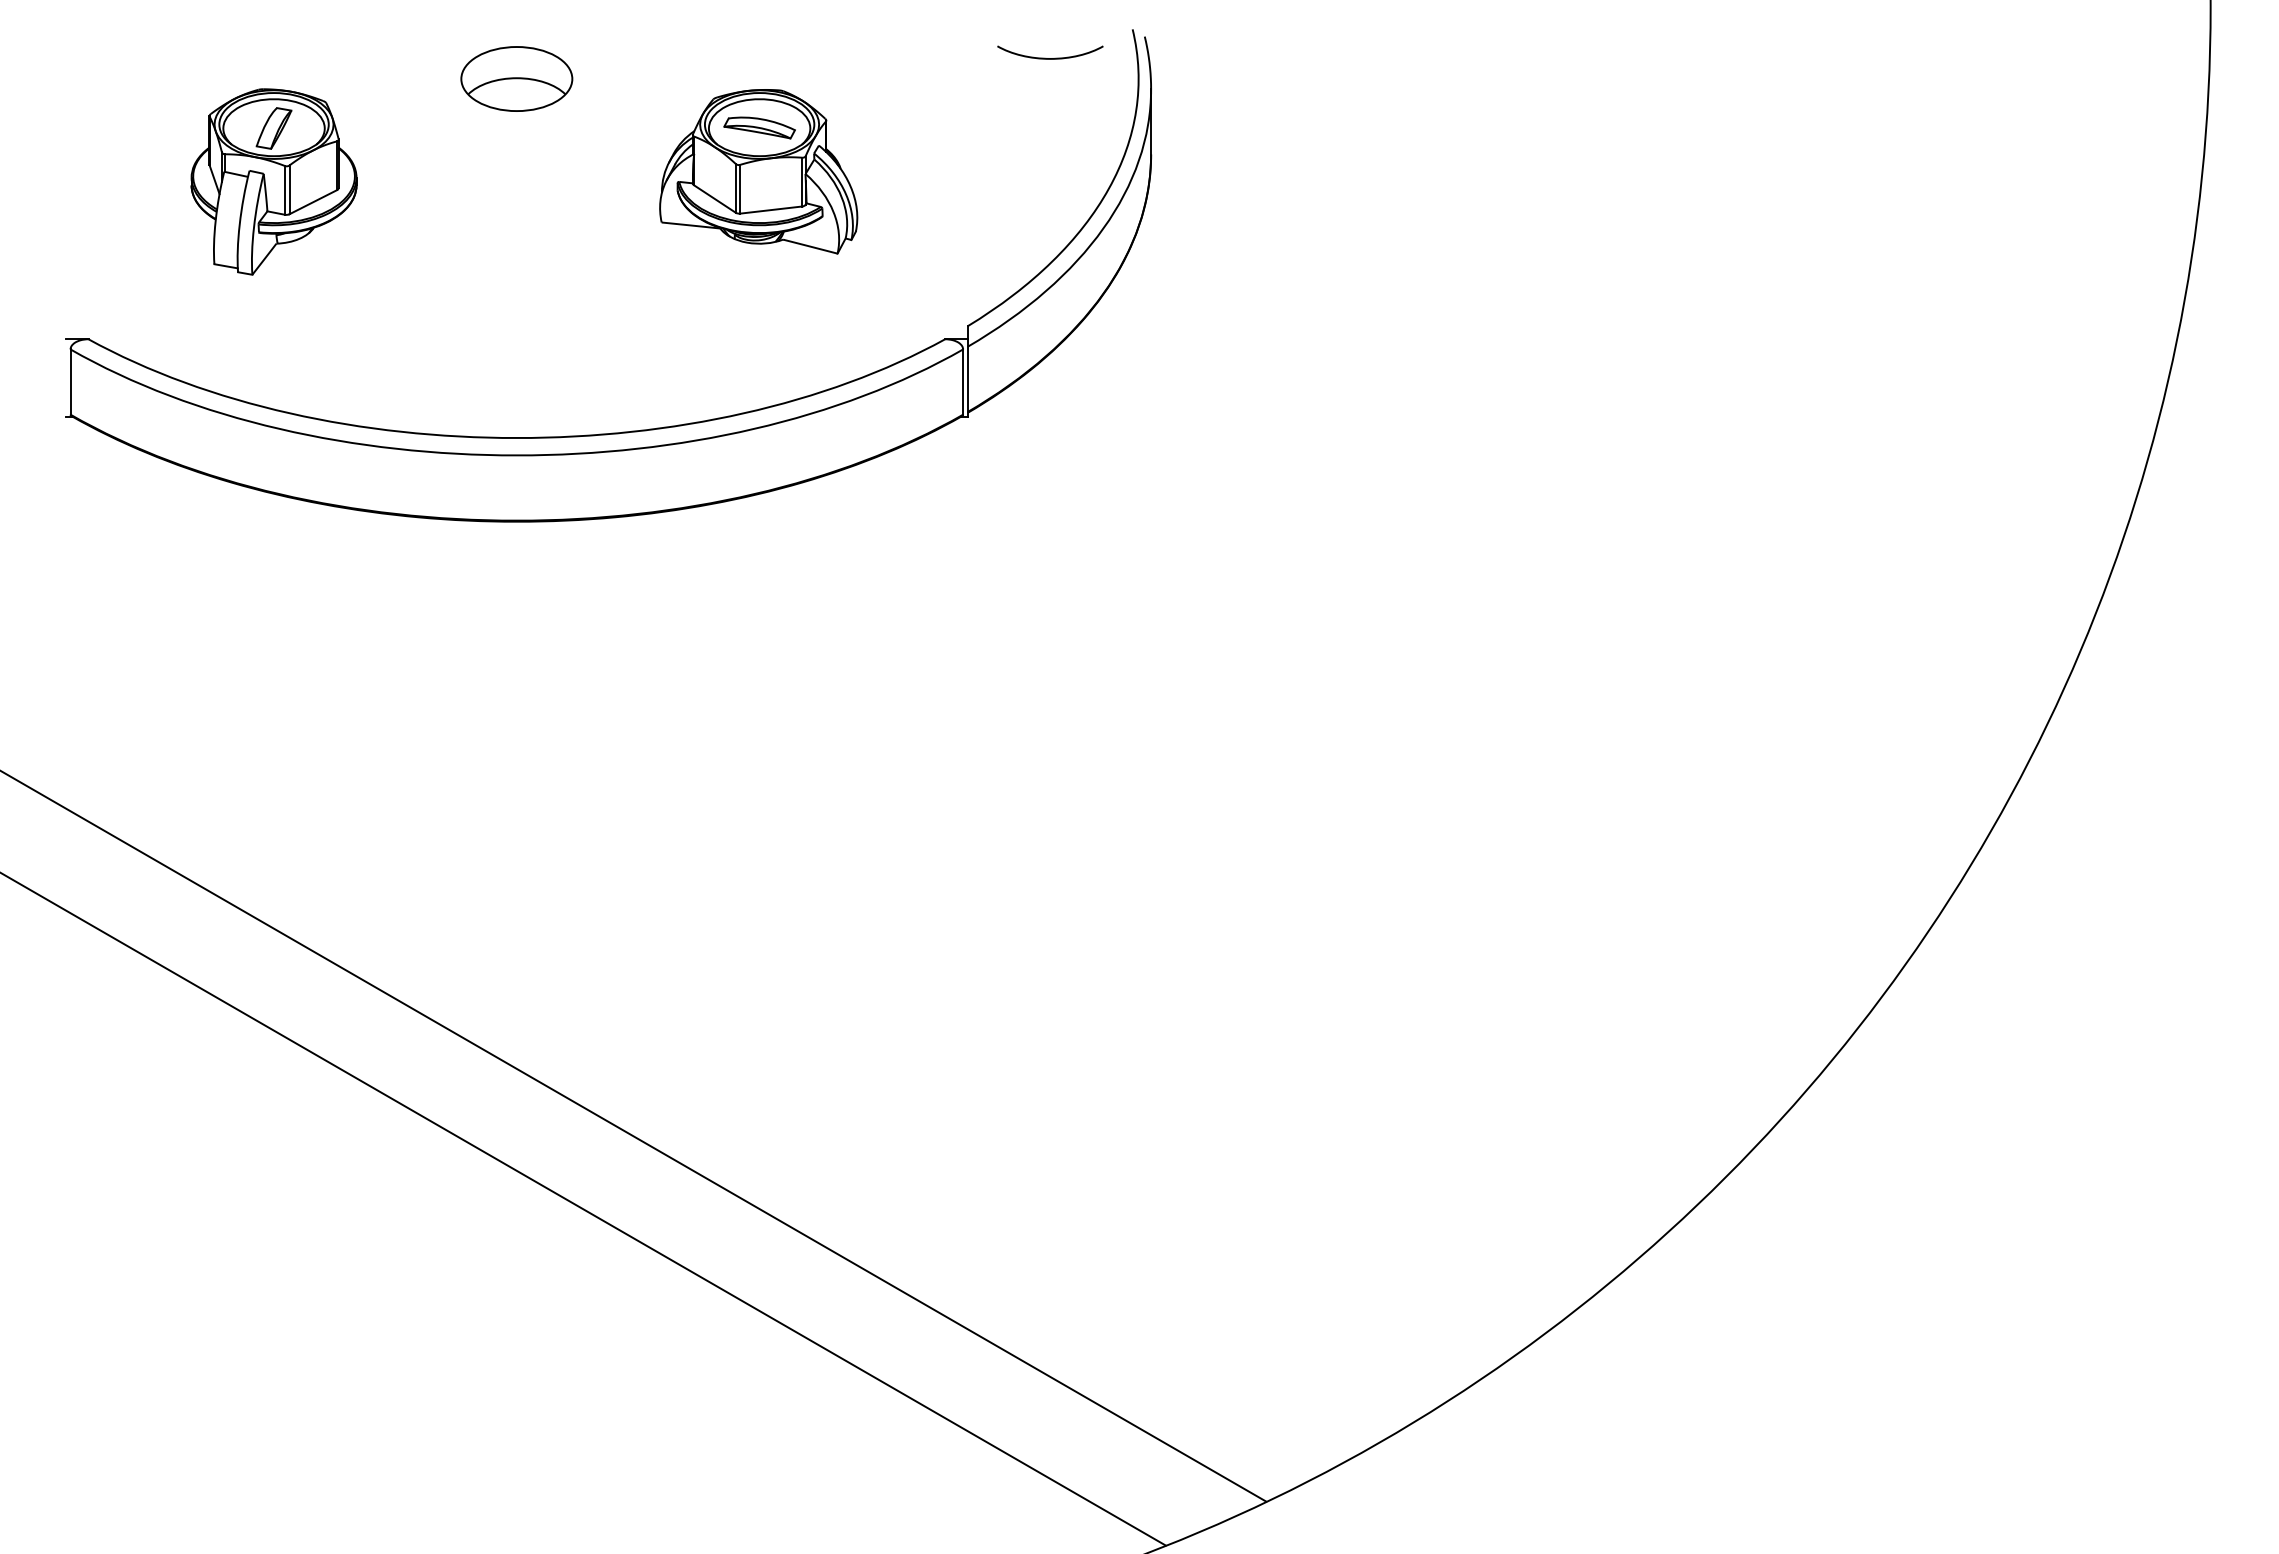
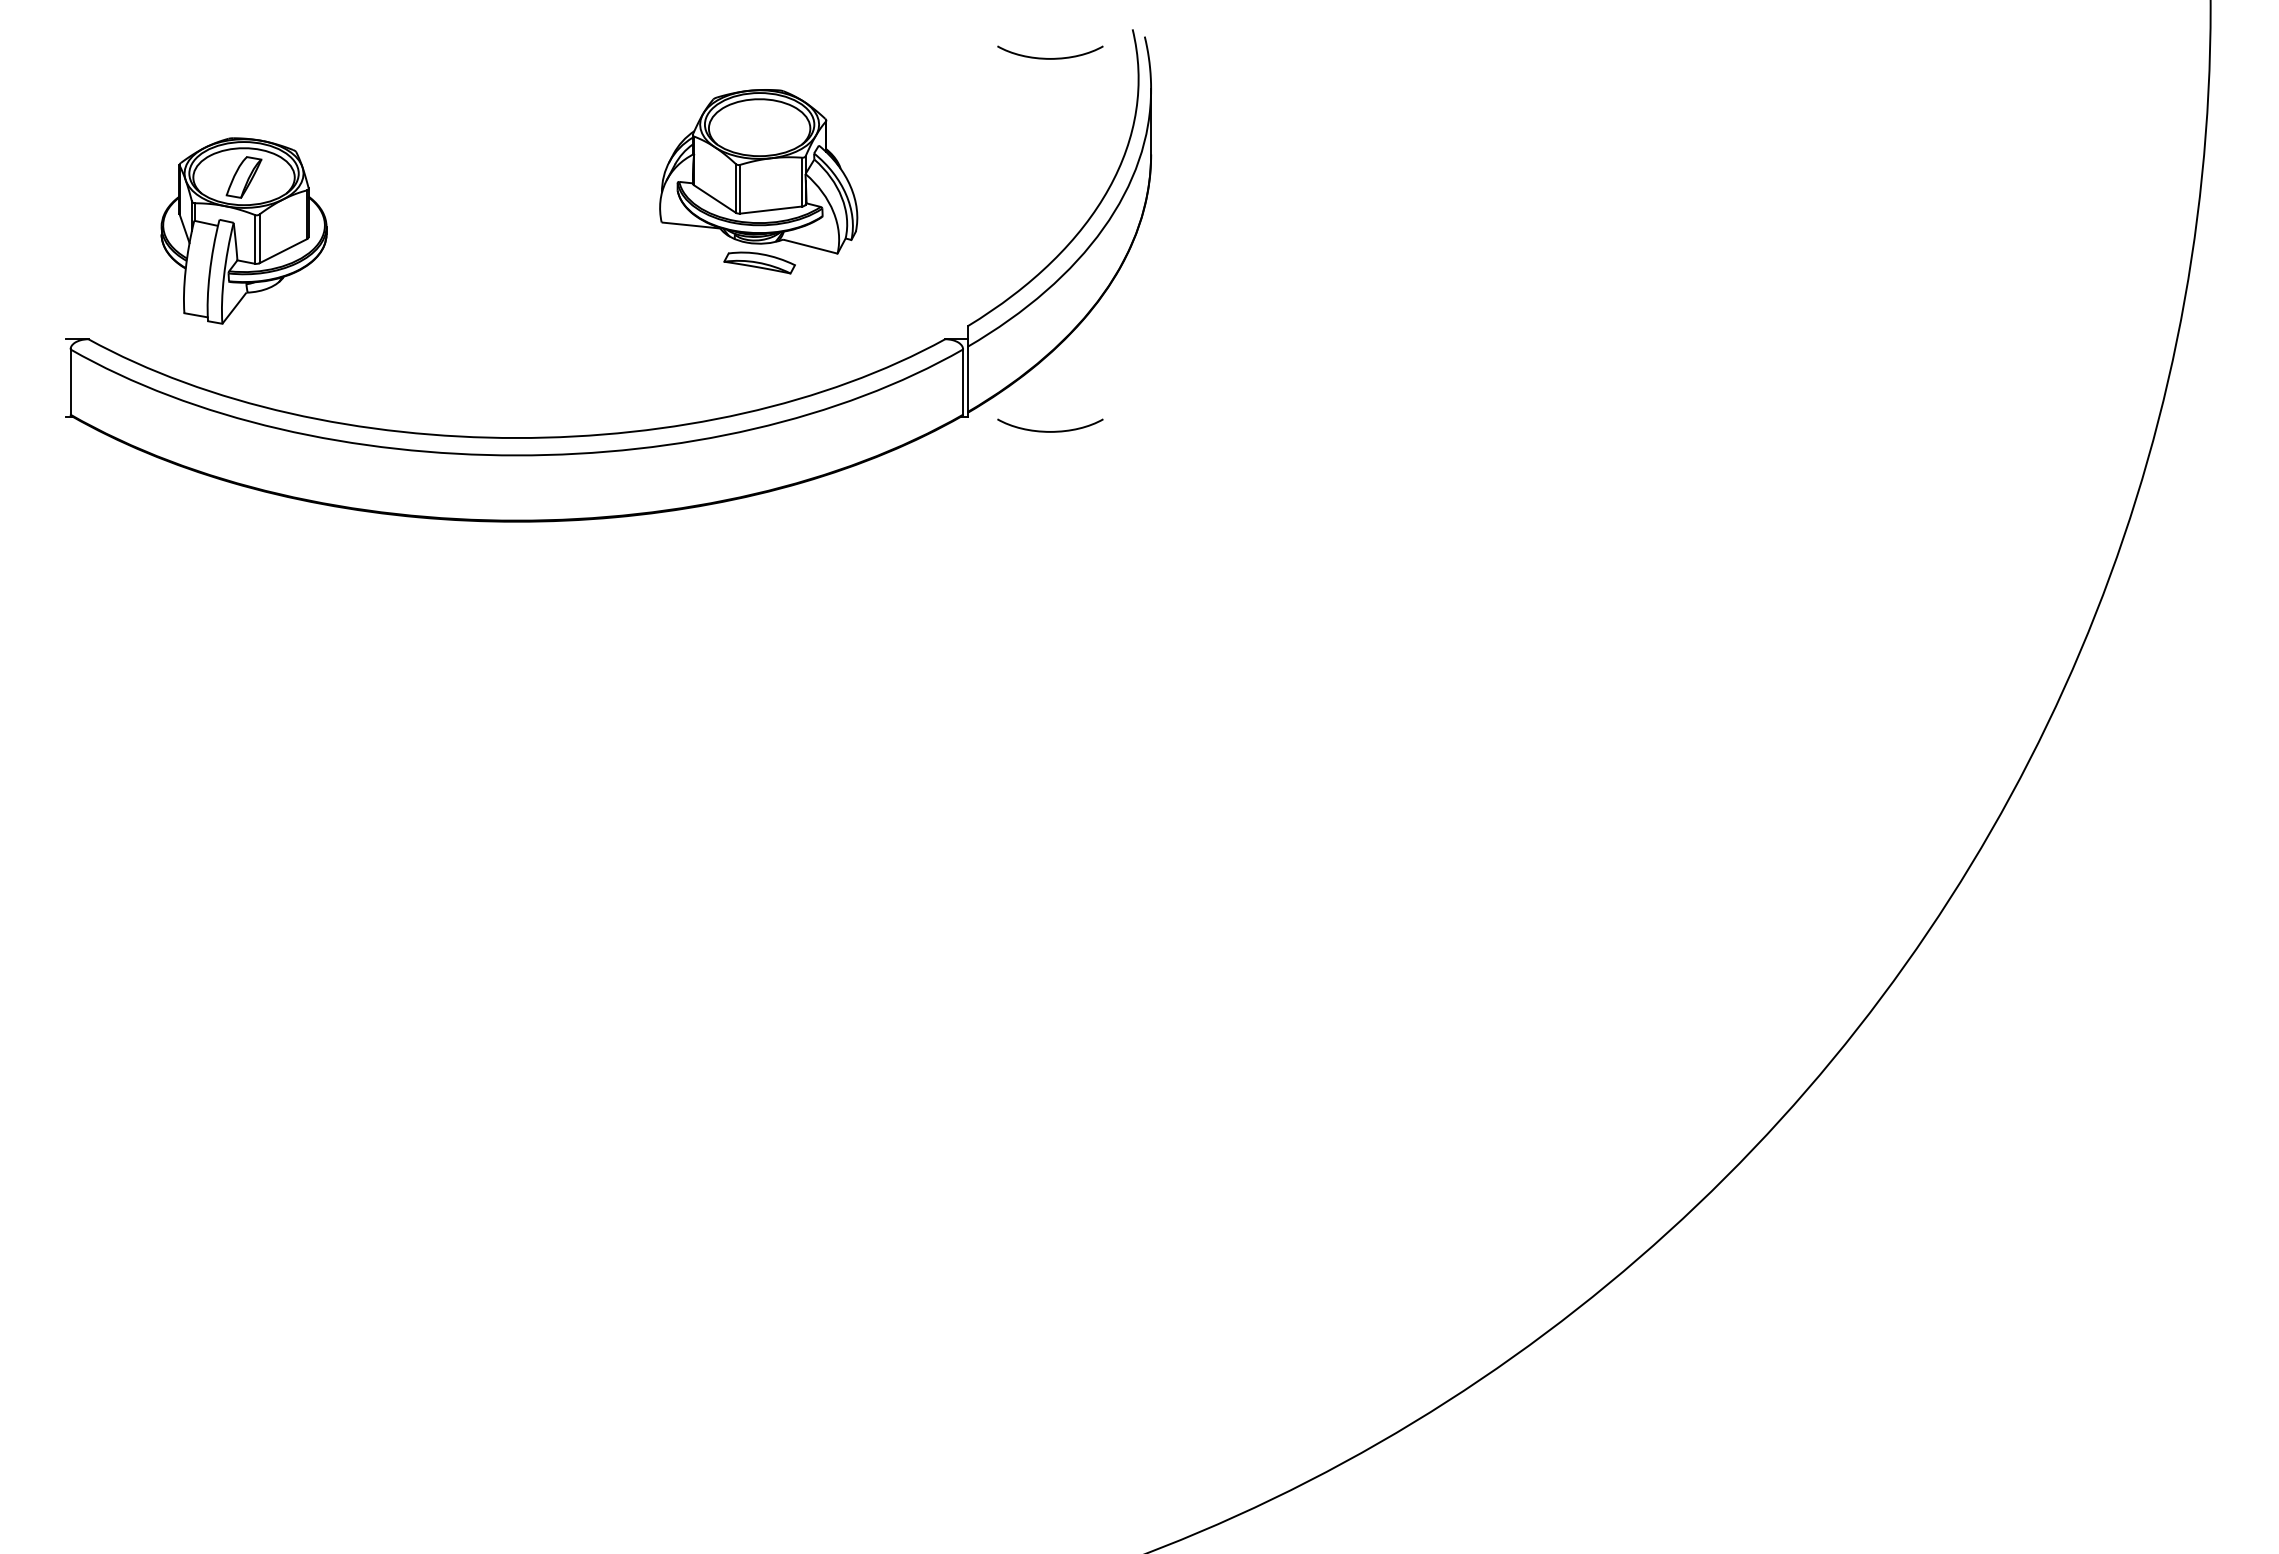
part: present -> none (516, 78)
part position: (759, 127) -> (759, 262) (759, 262)
part position: (273, 181) -> (243, 230) (243, 230)
curve: none -> present (1050, 431)
line: present -> none (634, 1136)
line: present -> none (583, 1209)
